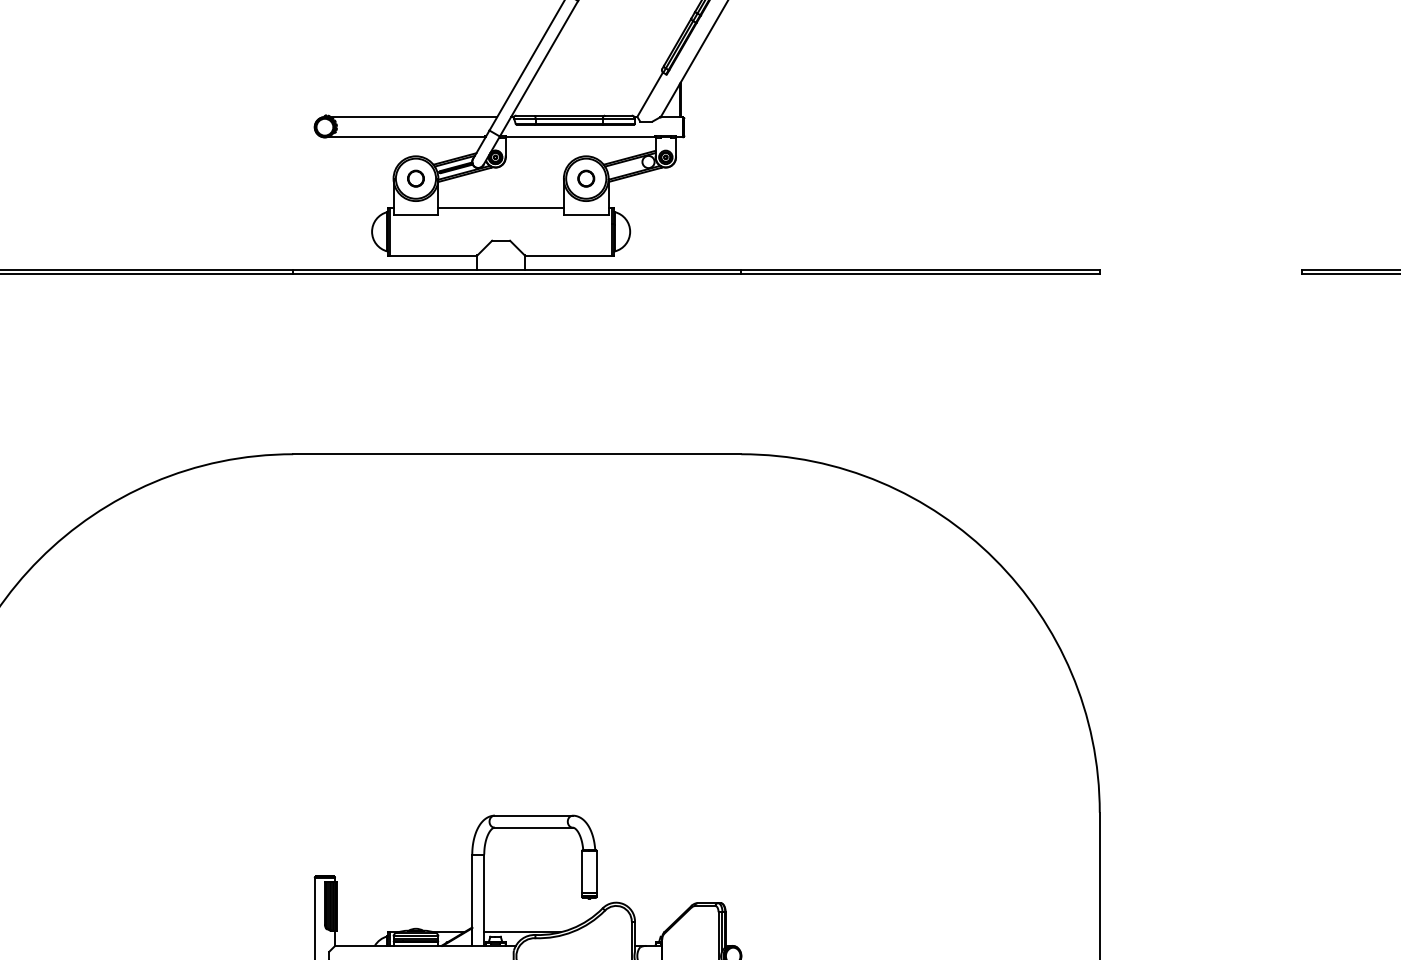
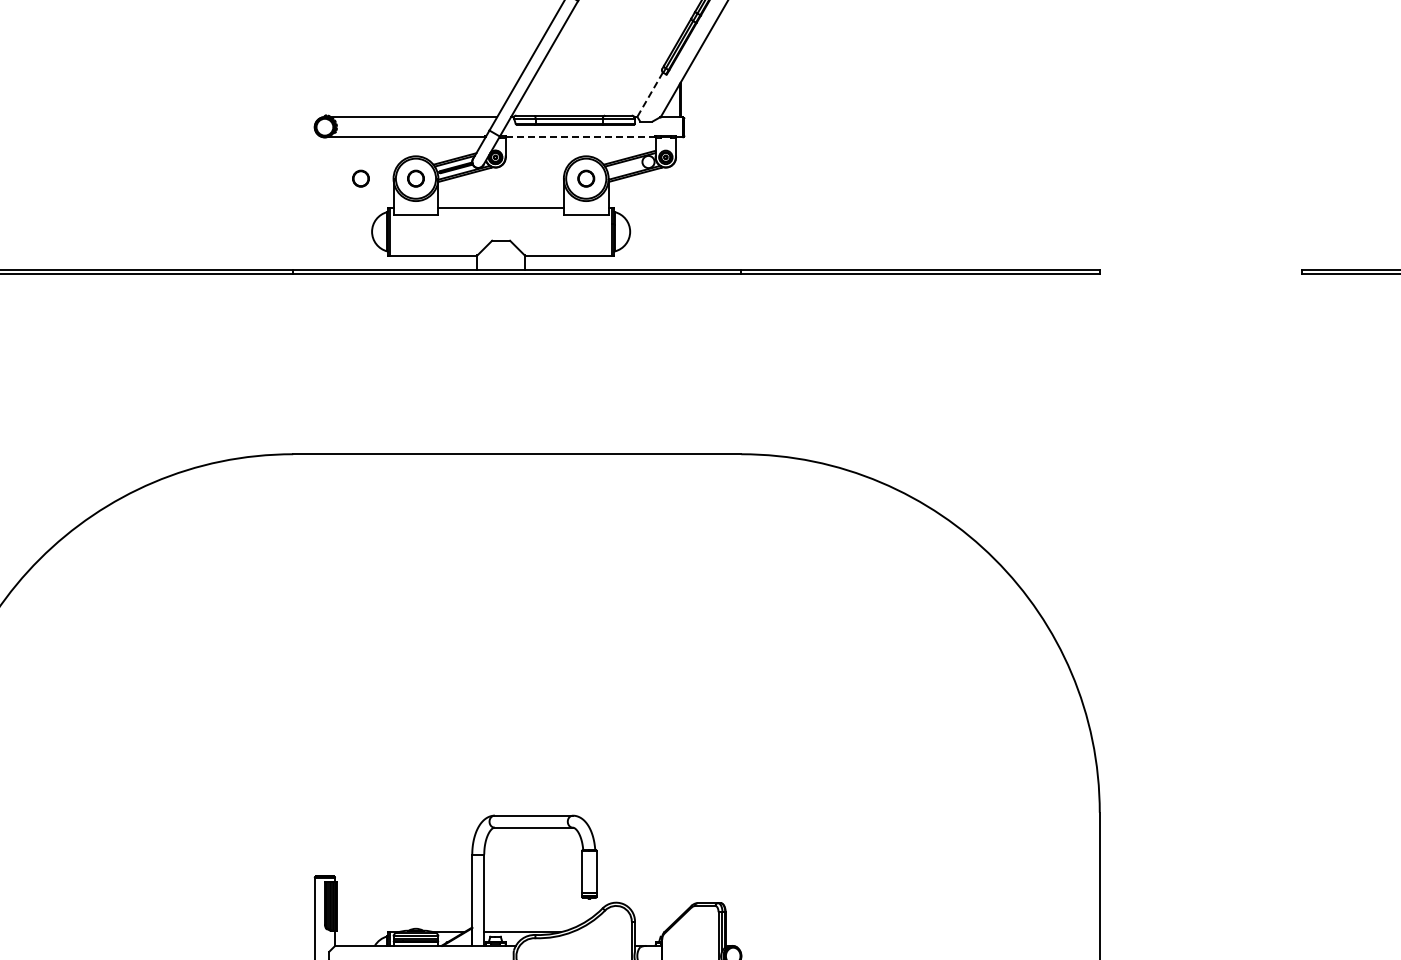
line: solid -> dashed (650, 94)
line: solid -> dashed (580, 137)
circle: none -> present (360, 178)
